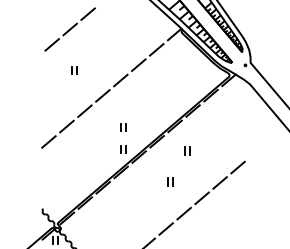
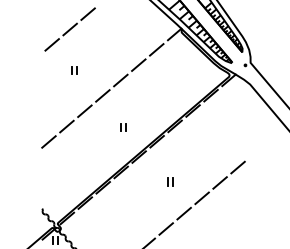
part: present -> none (123, 149)
part: present -> none (187, 150)
